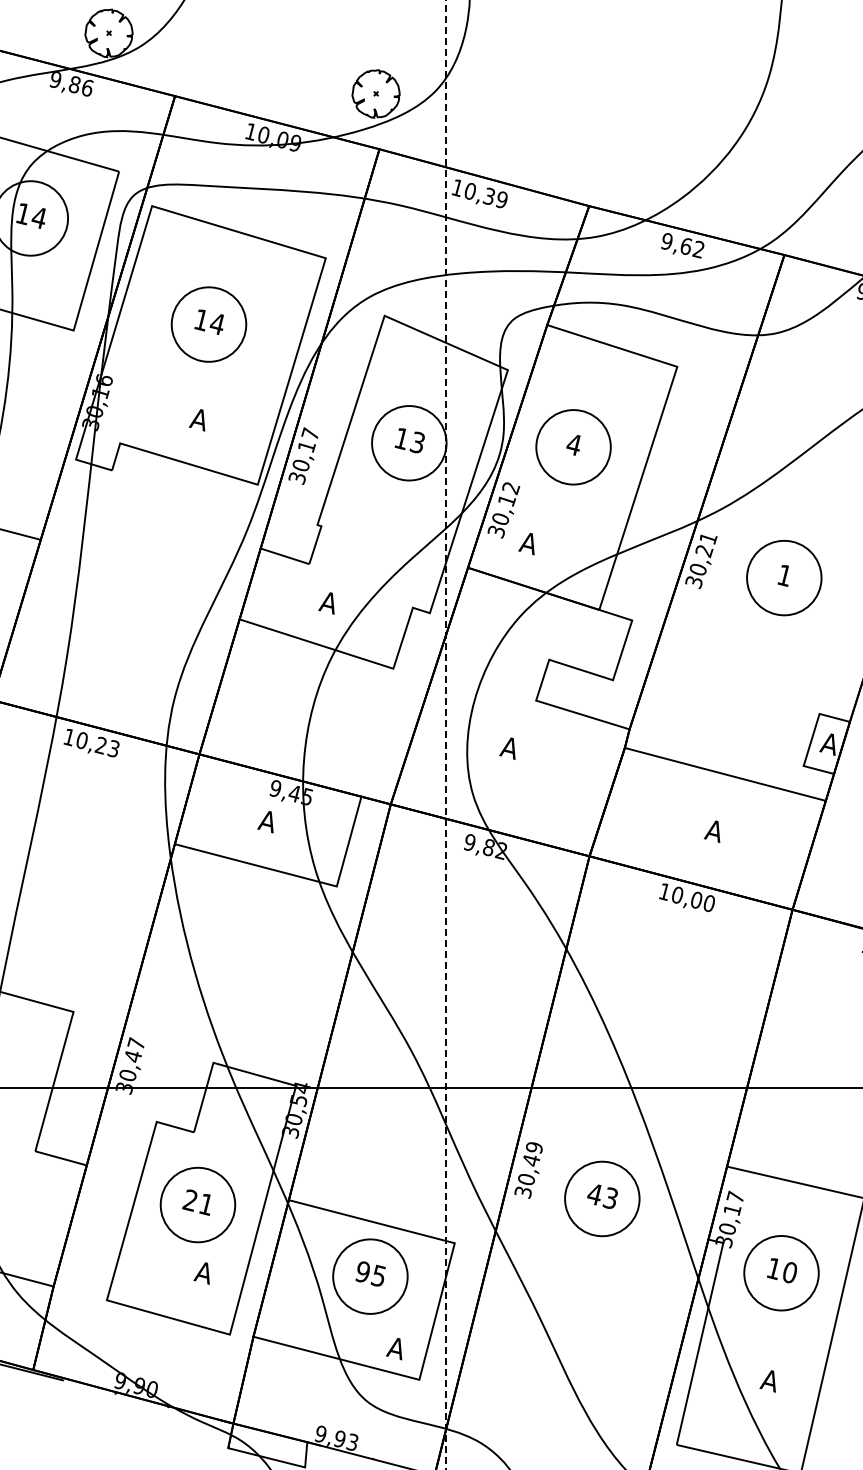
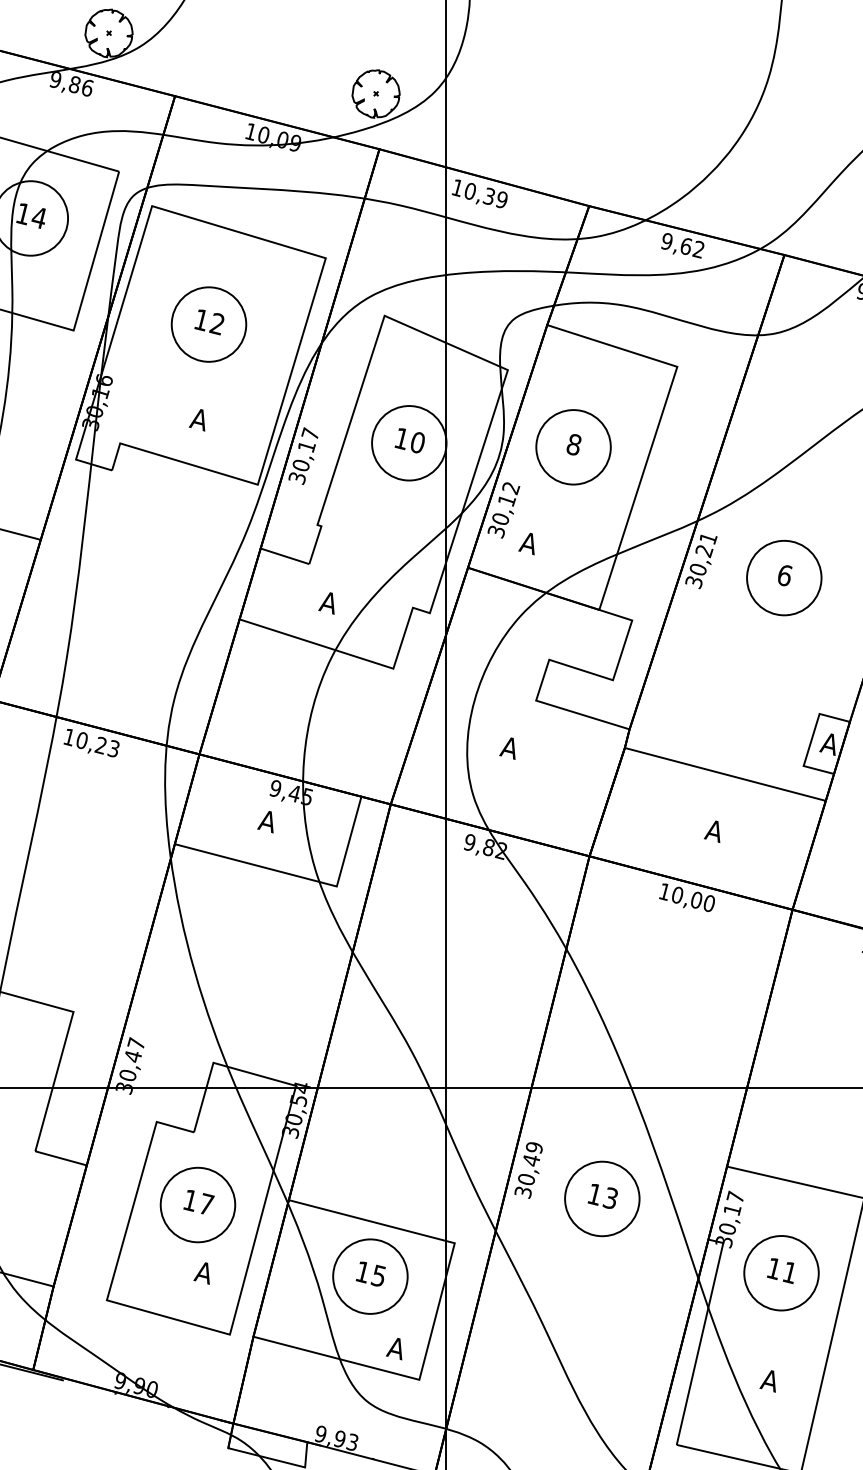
text: 14 -> 12 (216, 324)
text: 13 -> 10 (416, 442)
text: 4 -> 8 (573, 444)
text: 1 -> 6 (784, 575)
line: dashed -> solid (445, 734)
text: 43 -> 13 (594, 1194)
text: 21 -> 17 (198, 1202)
text: 95 -> 15 (362, 1272)
text: 10 -> 11 (789, 1272)
